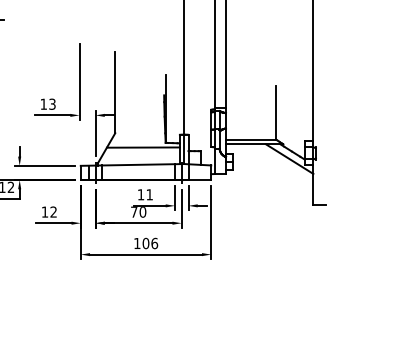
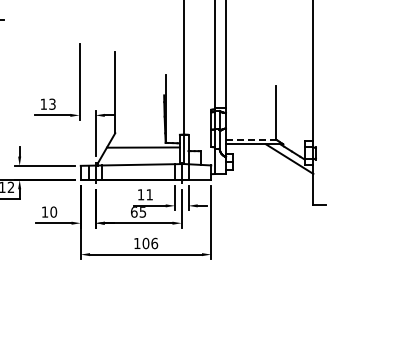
line: solid -> dashed (251, 139)
text: 12 -> 10 (53, 211)
text: 70 -> 65 (138, 211)
